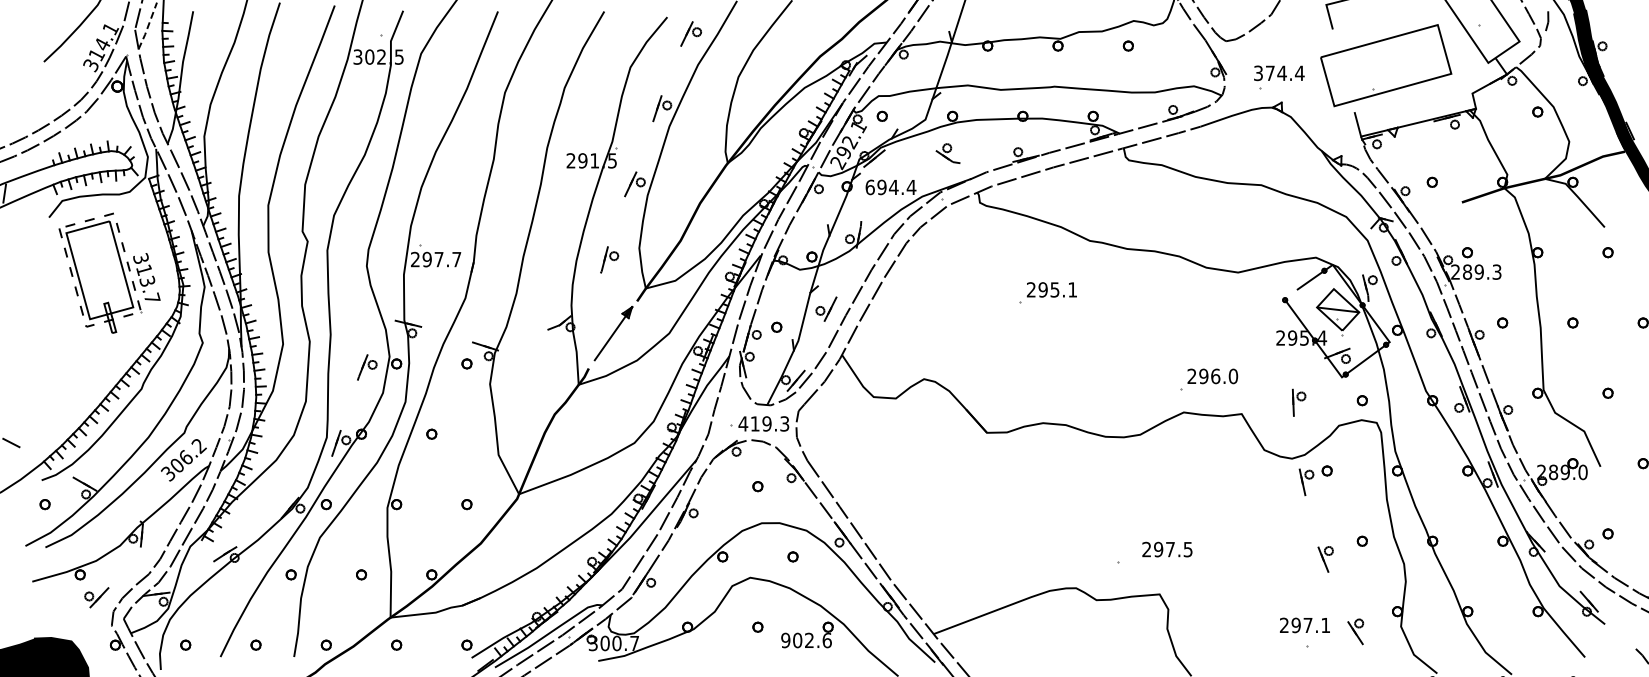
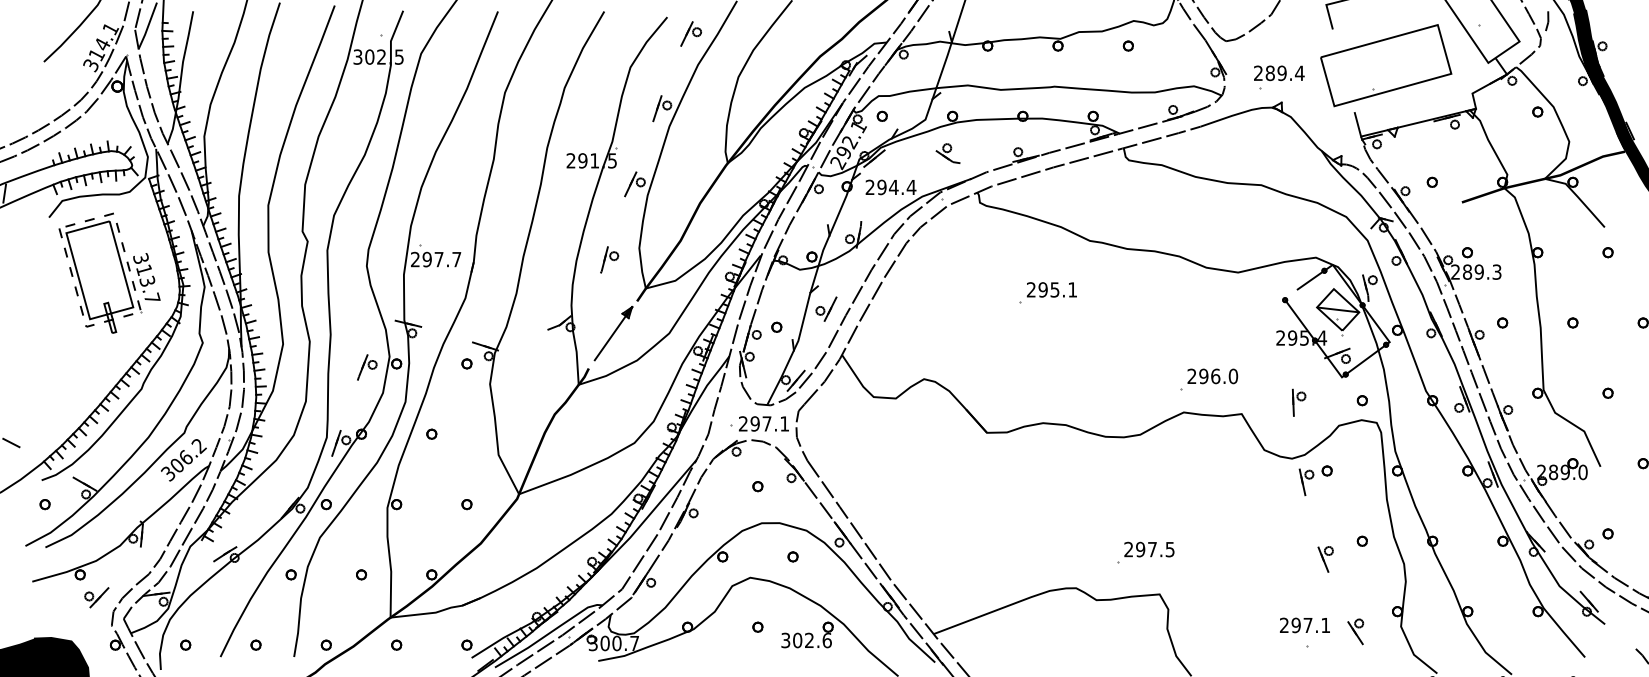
line: dashed -> solid (148, 26)
text: 374.4 -> 289.4 (1270, 73)
text: 694.4 -> 294.4 (869, 187)
text: 419.3 -> 297.1 (763, 423)
text position: (1167, 549) -> (1149, 549) (1149, 549)
text: 902.6 -> 302.6 (785, 640)
